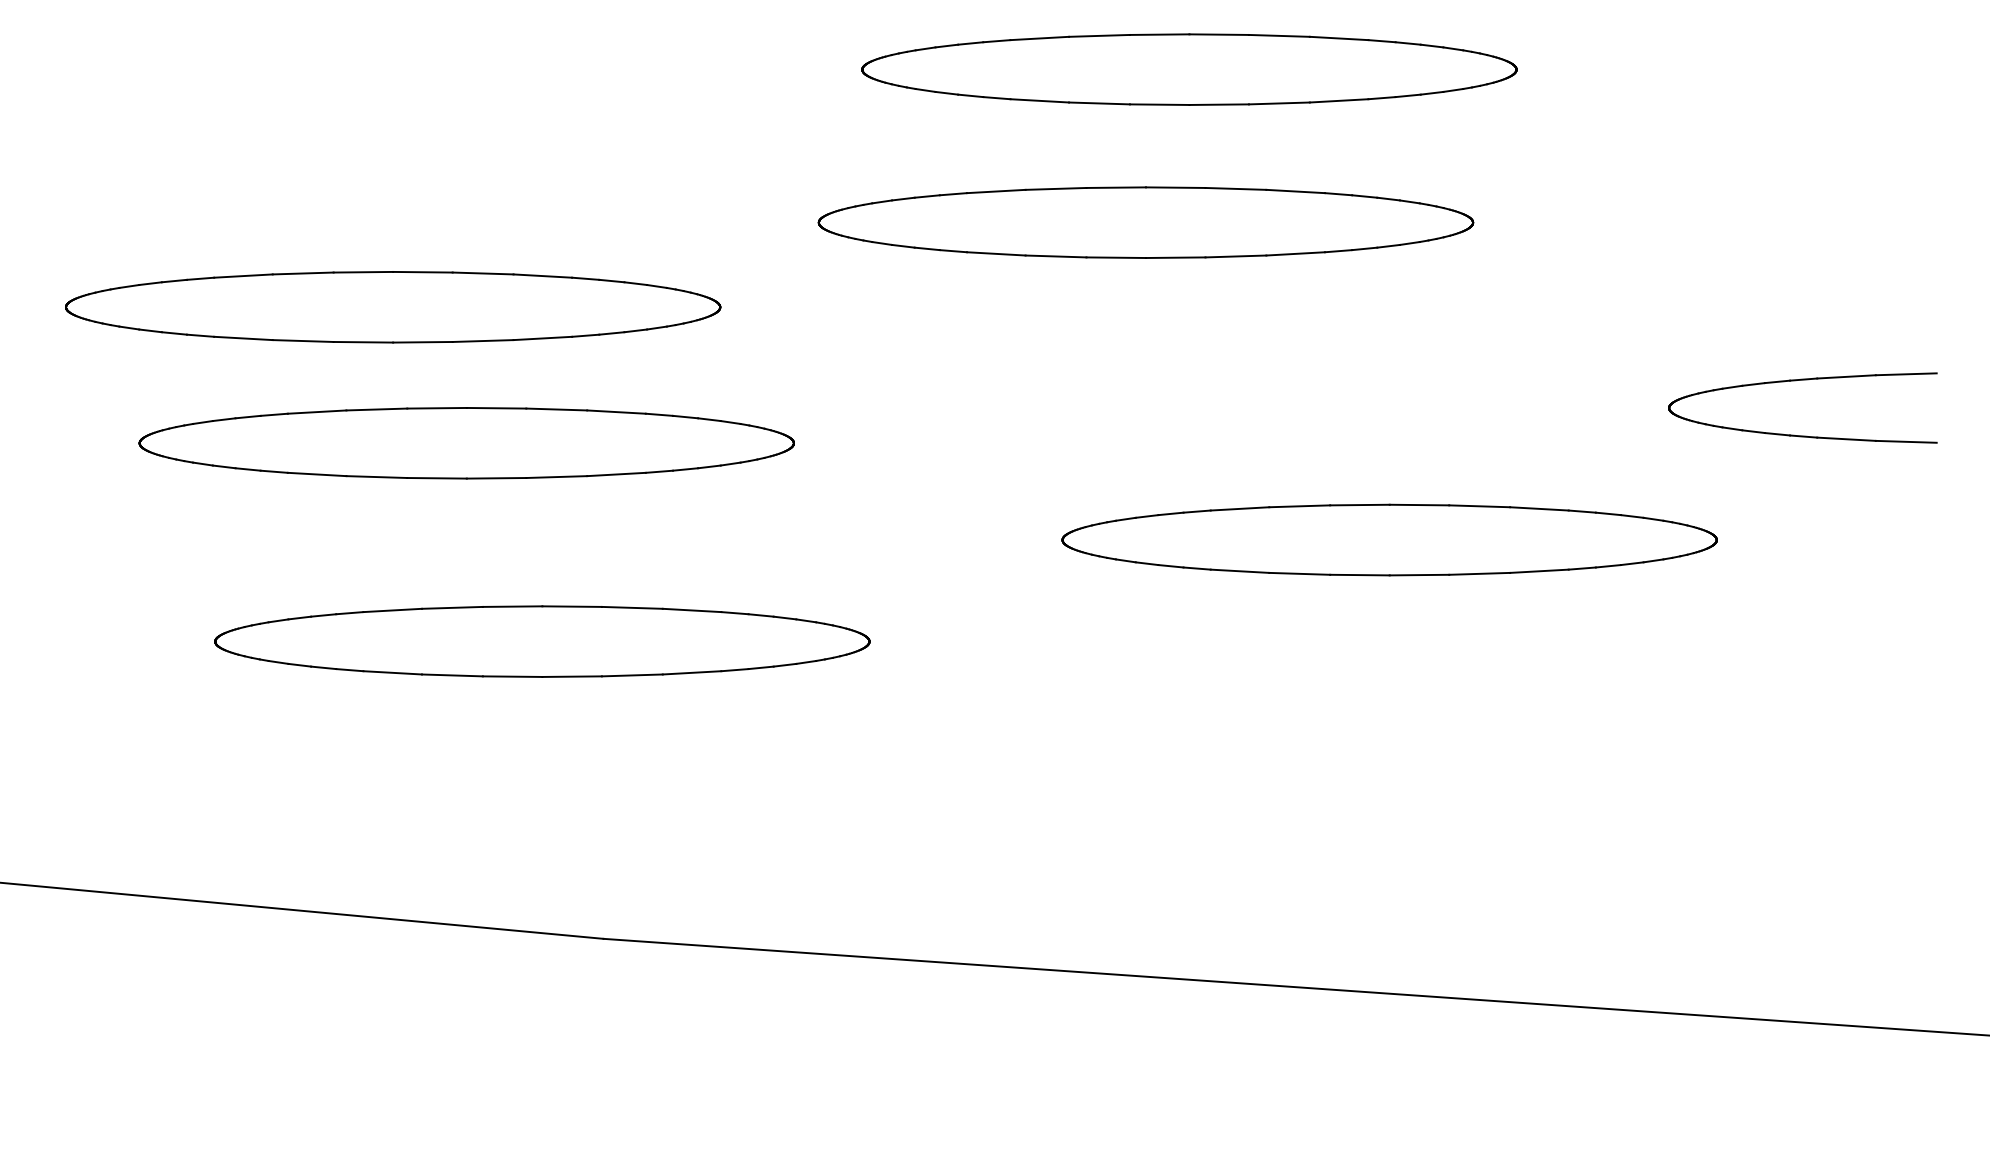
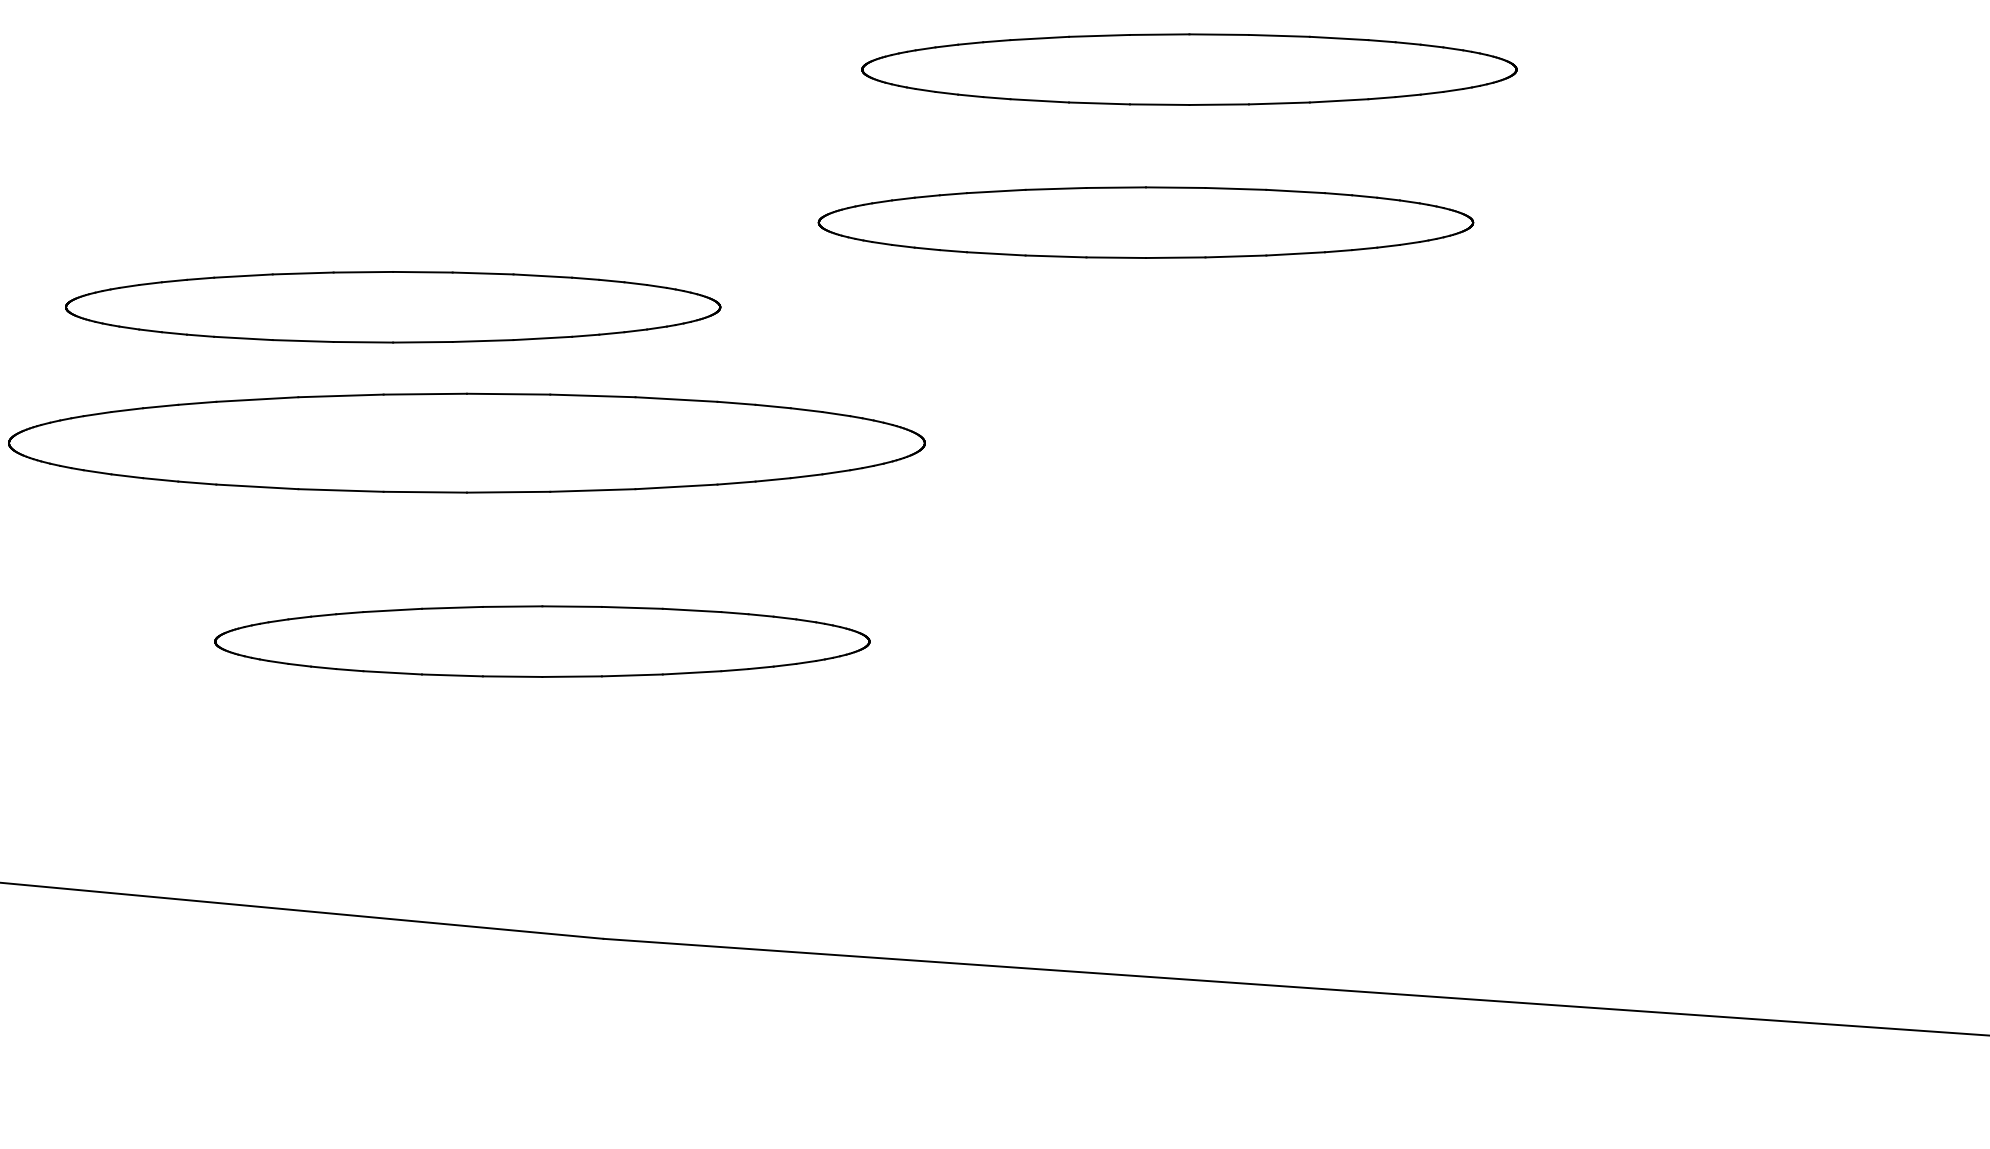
part: present -> none (1795, 381)
part size: 657x73 px -> 918x102 px (466, 442)
part: present -> none (1389, 539)
